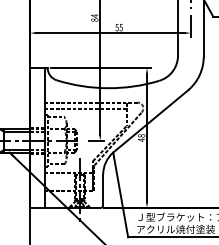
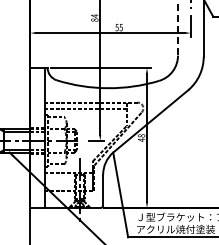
line: solid -> dashed (178, 27)
